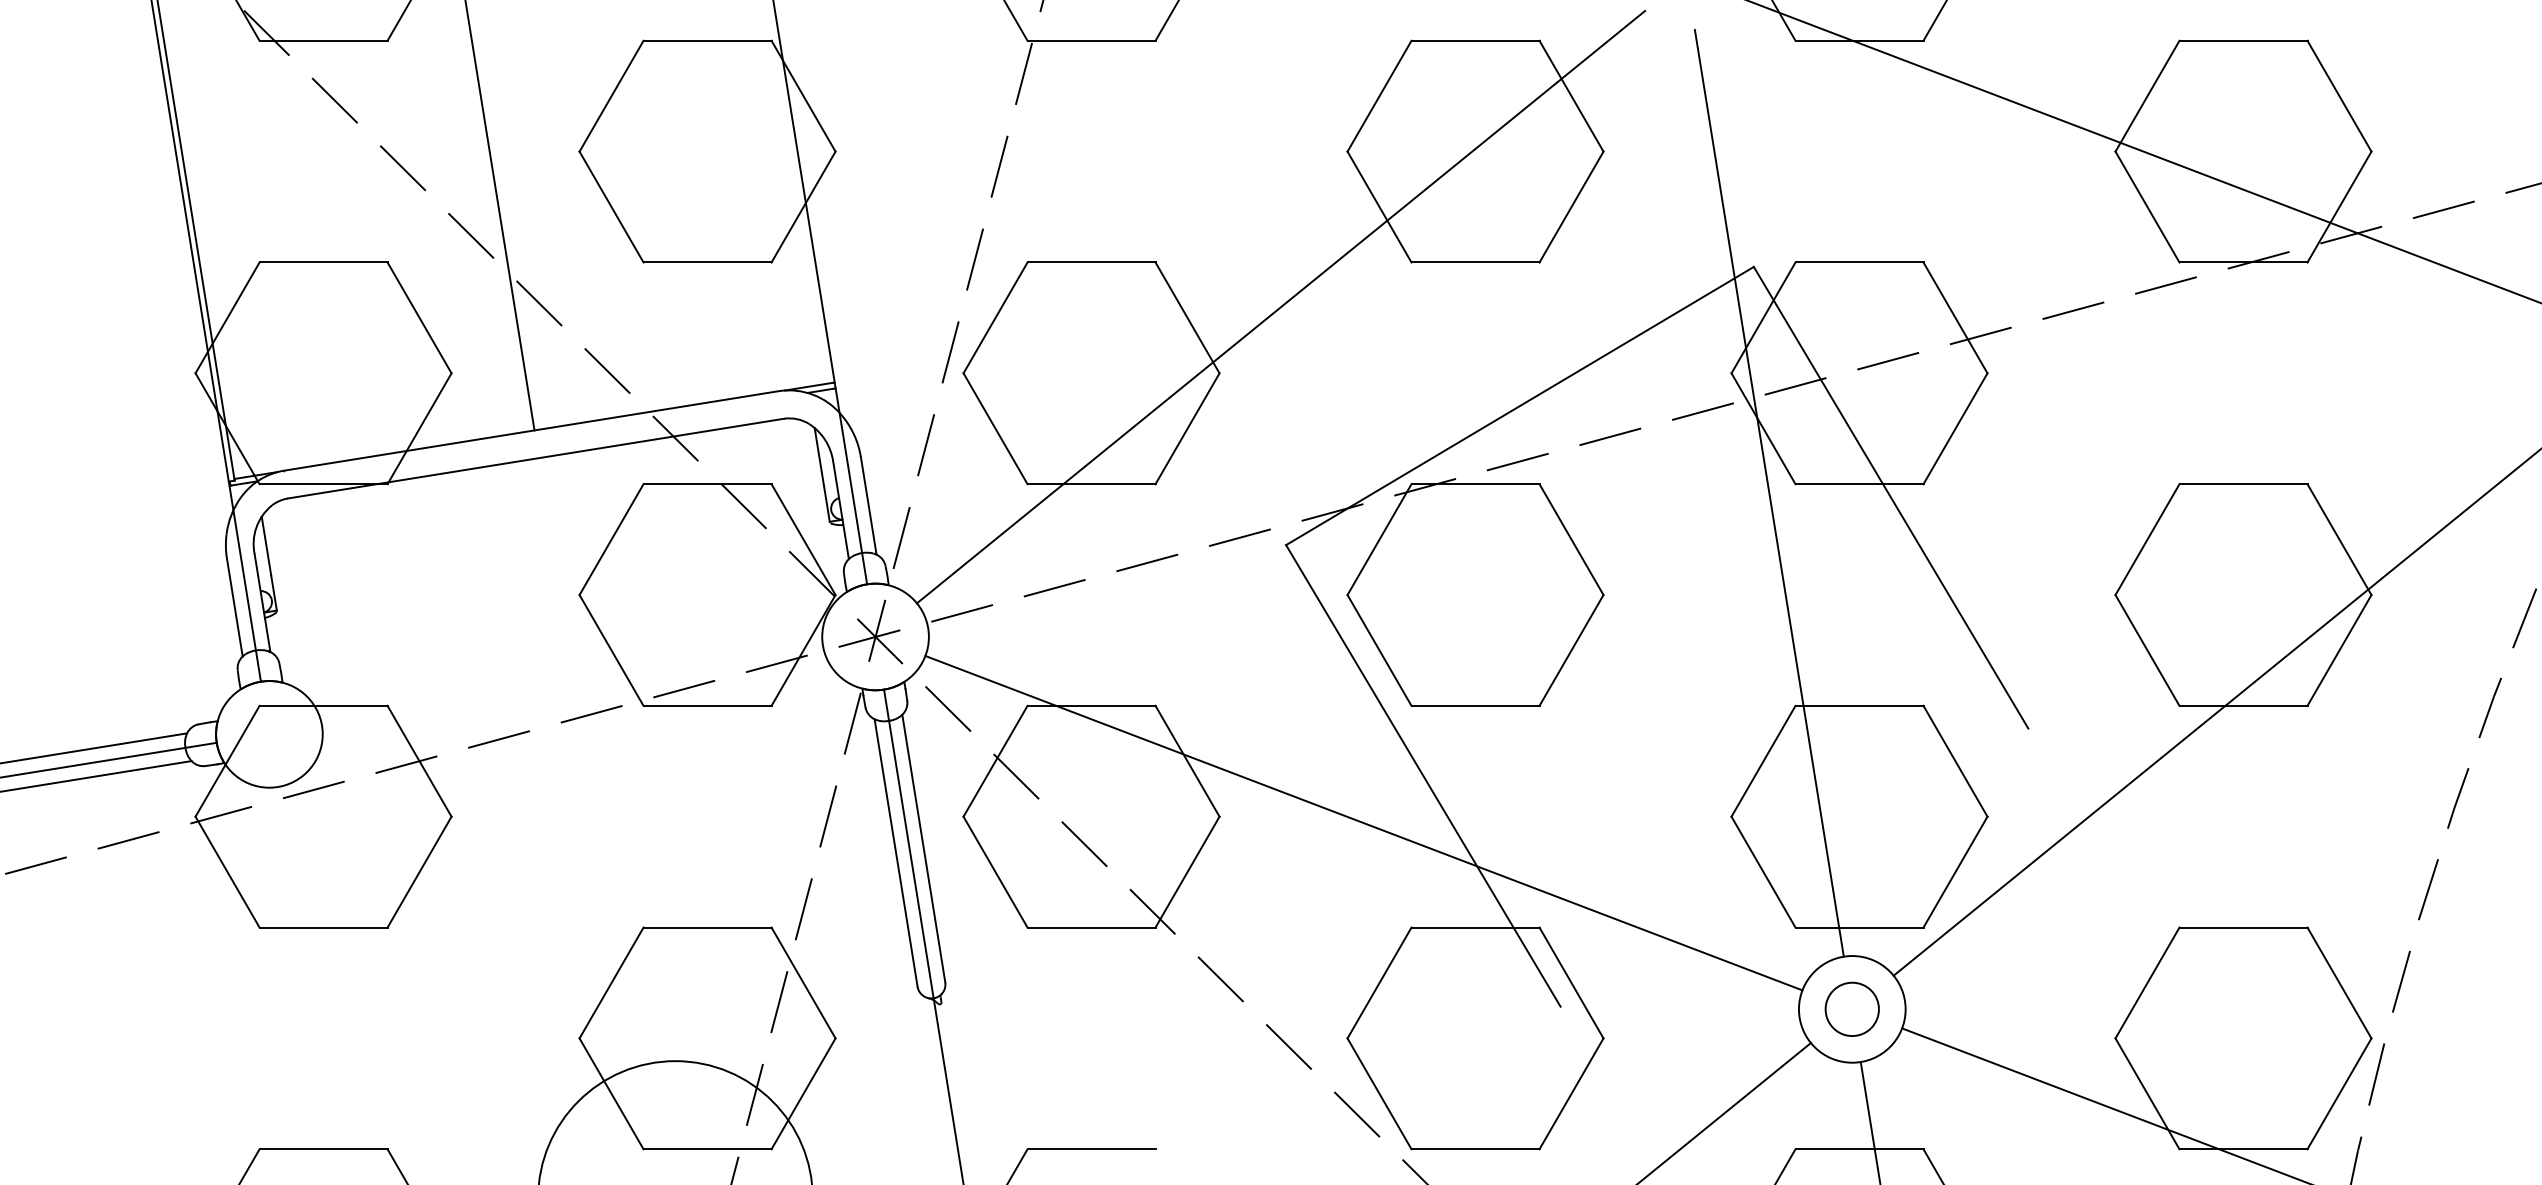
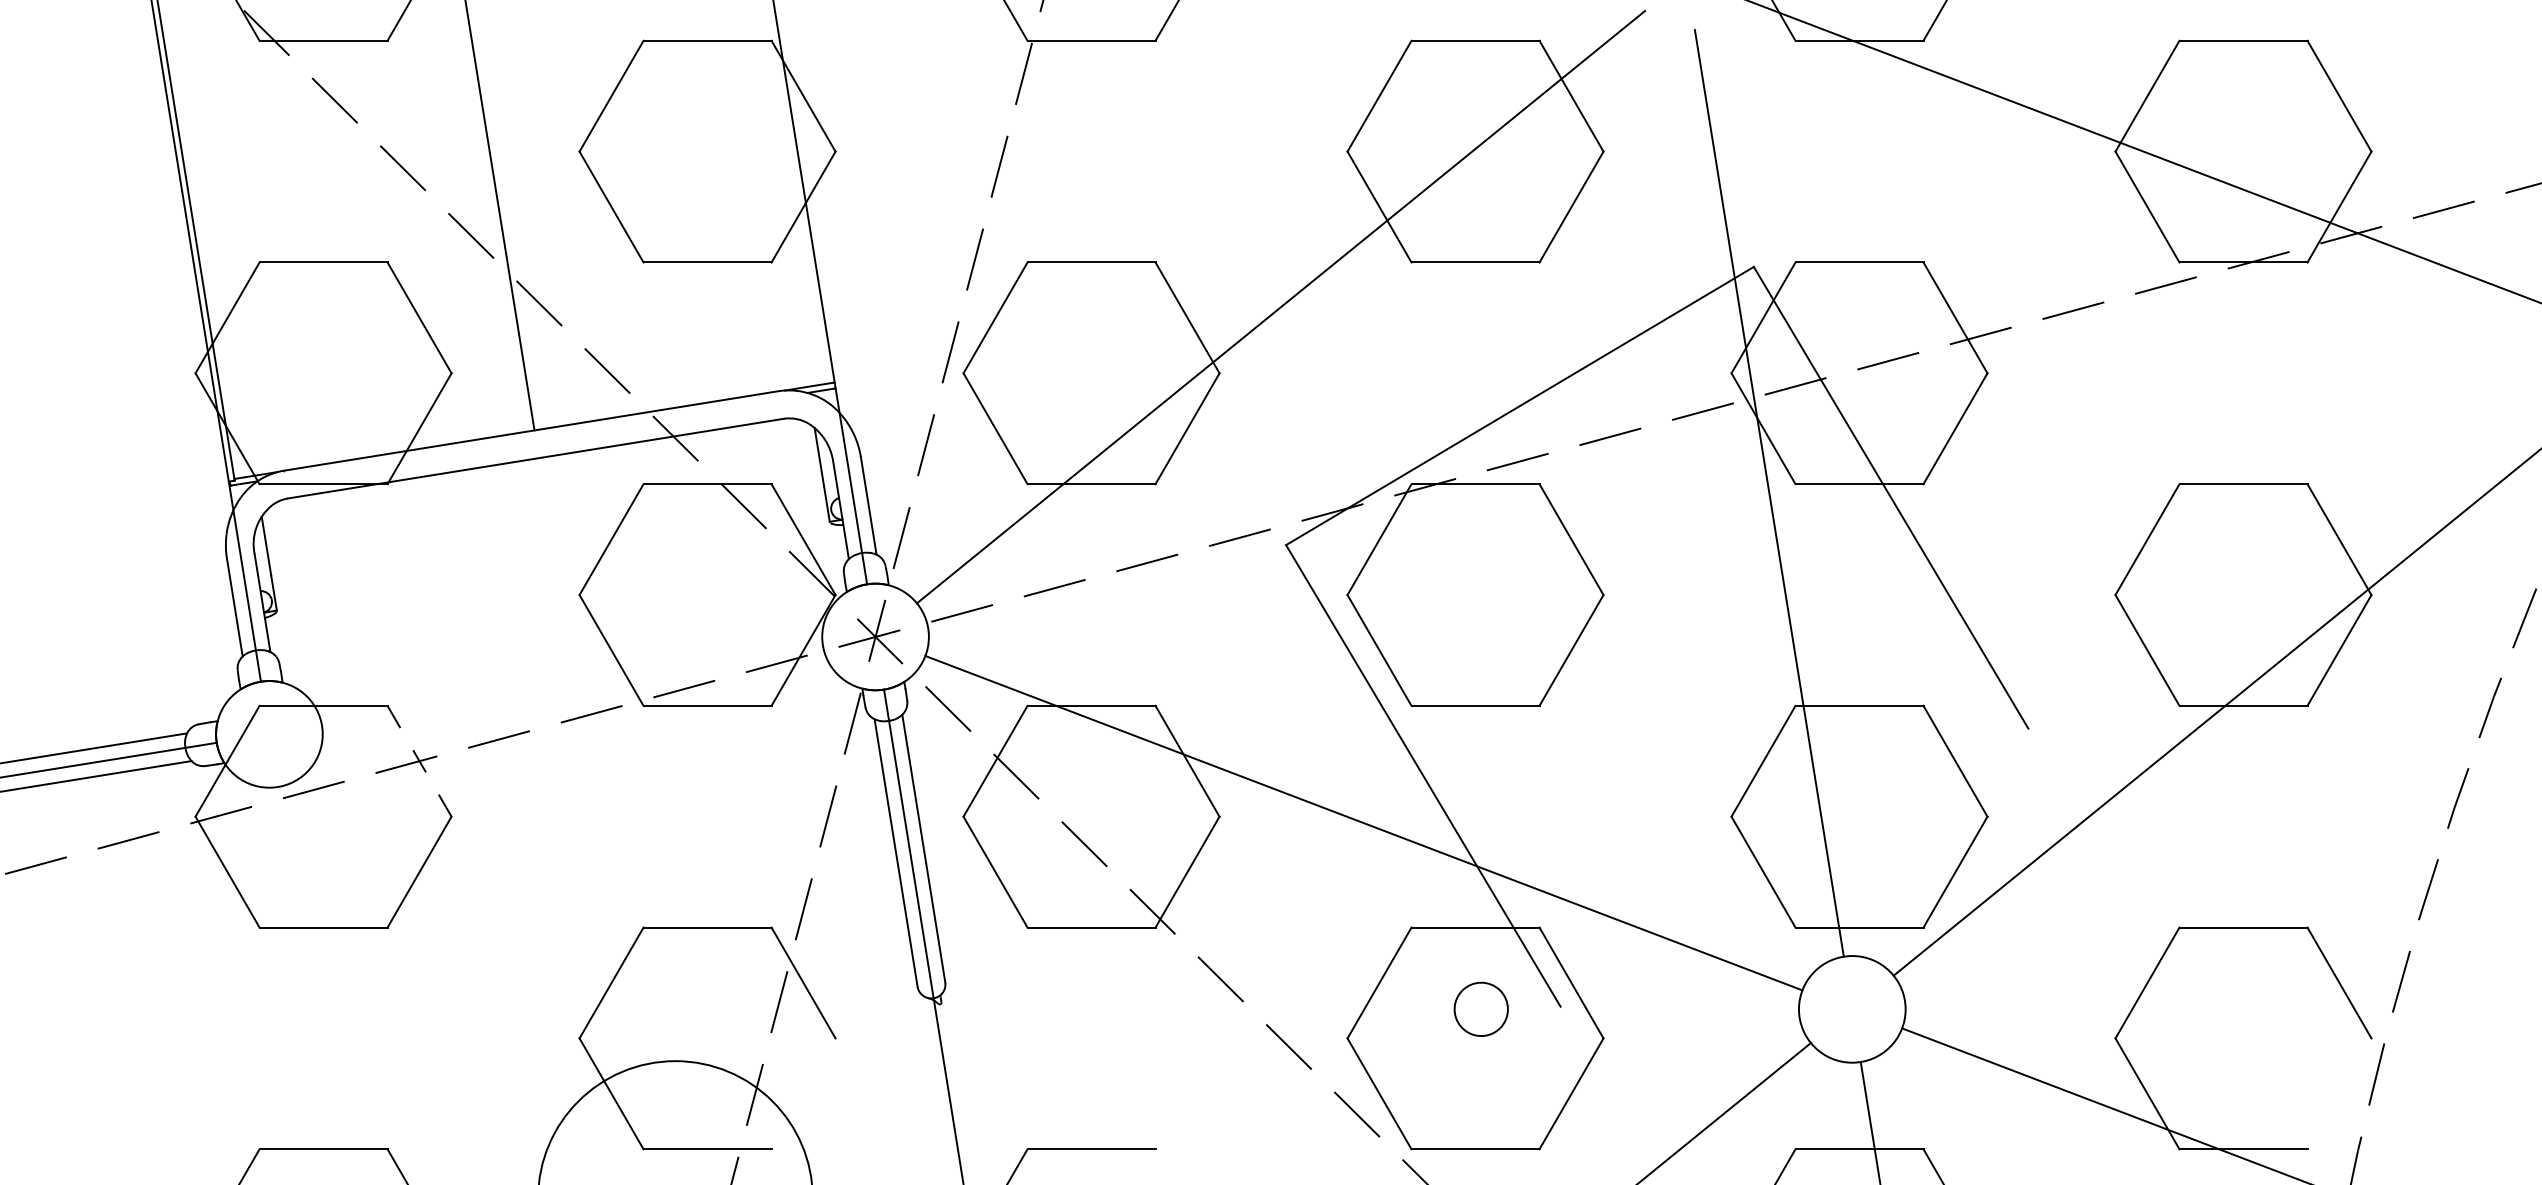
line: solid -> dashed (419, 761)
part position: (1851, 1008) -> (1480, 1008) (1480, 1008)
line: present -> none (803, 1093)
line: present -> none (2339, 1093)
